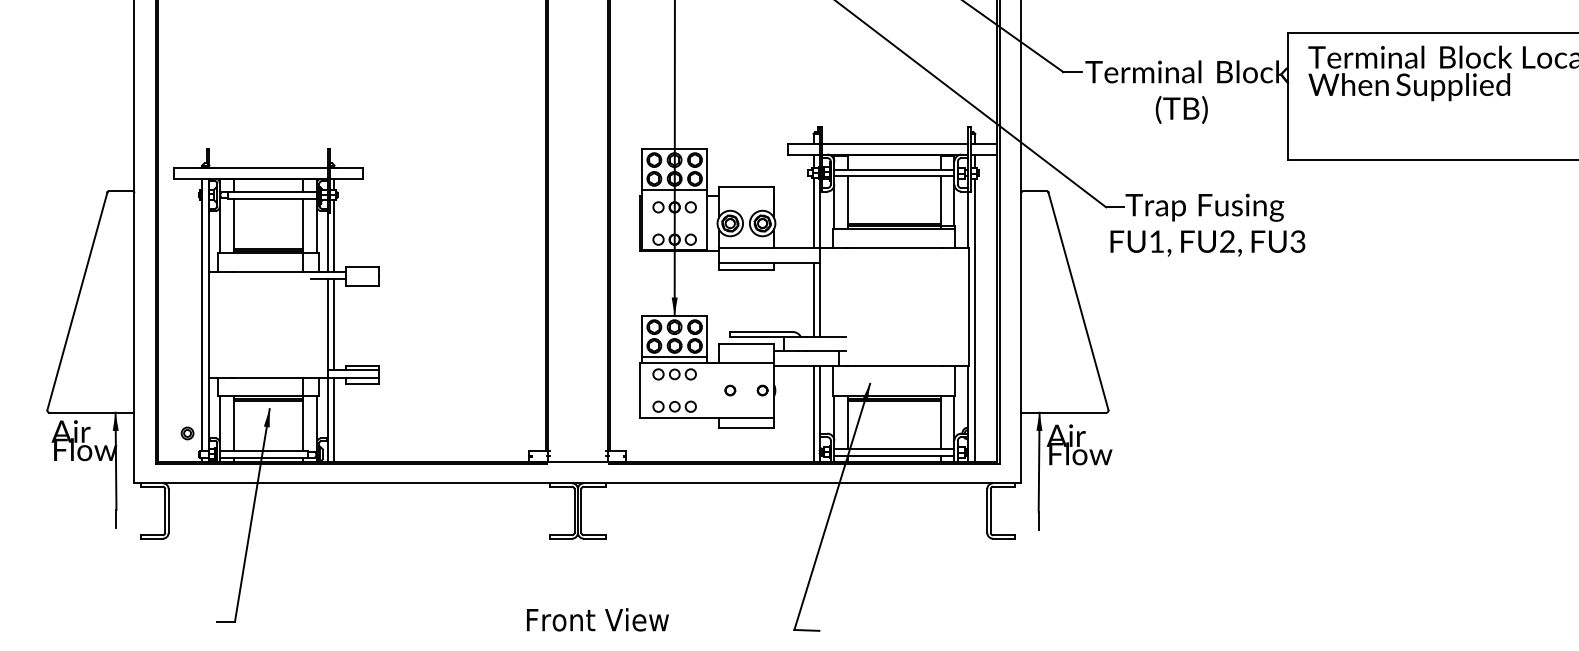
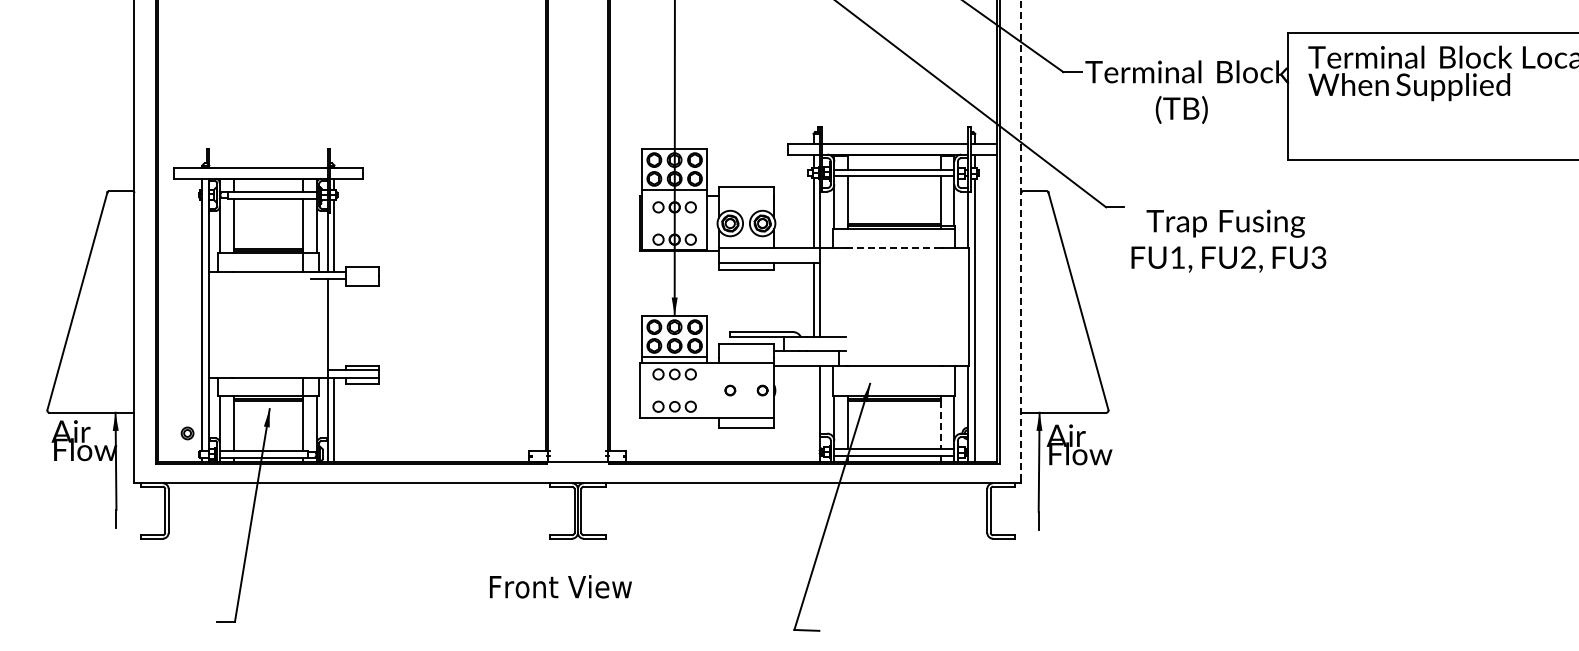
text position: (1207, 224) -> (1228, 240) (1228, 240)
line: solid -> dashed (1021, 240)
line: solid -> dashed (893, 247)
line: present -> none (334, 324)
line: present -> none (813, 413)
line: solid -> dashed (940, 424)
text position: (597, 619) -> (560, 586) (560, 586)
